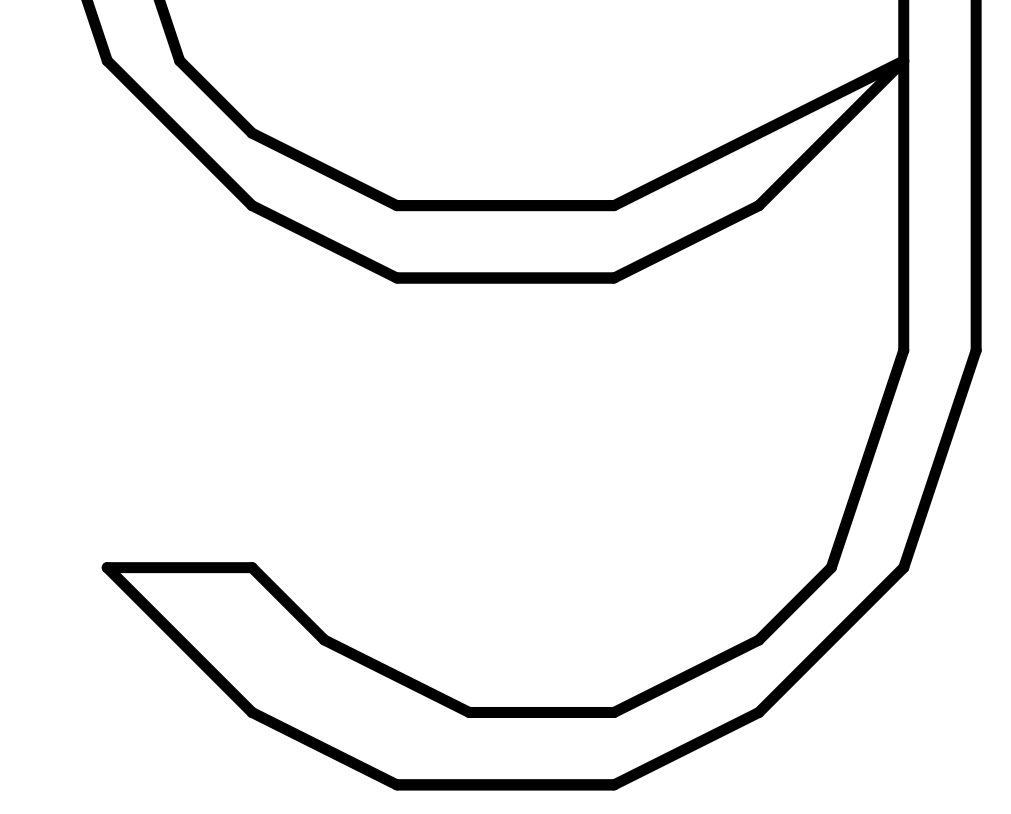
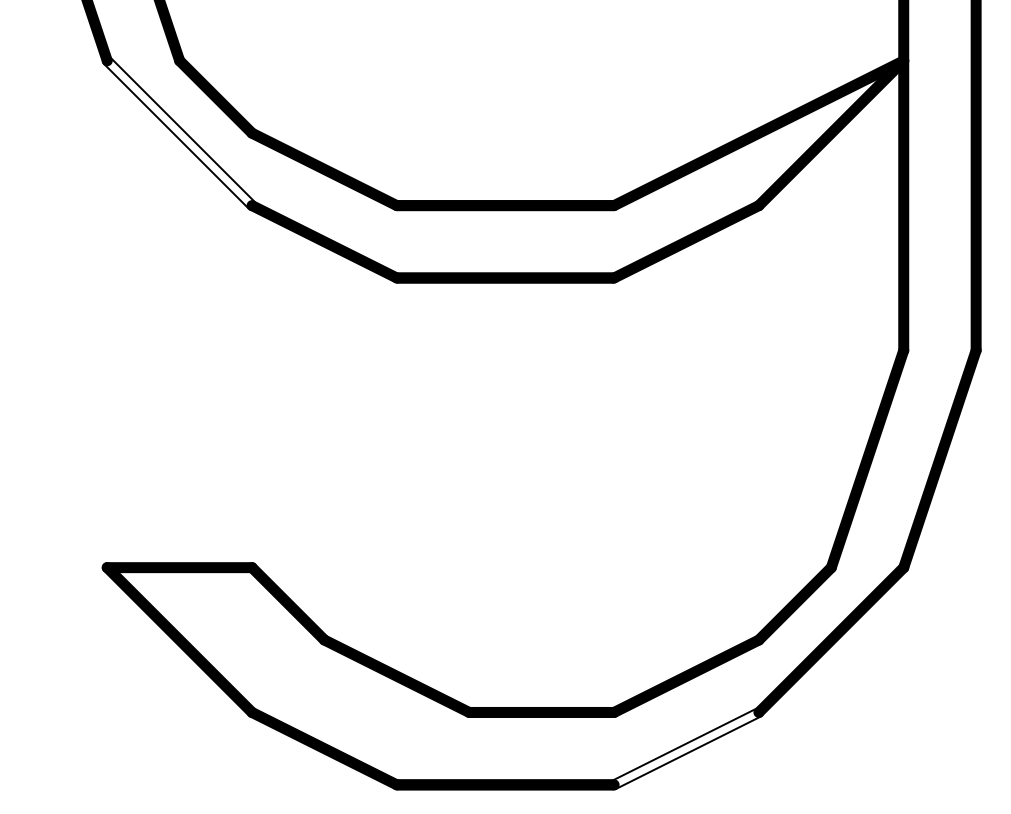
fill: present -> none (179, 133)
fill: present -> none (686, 748)
